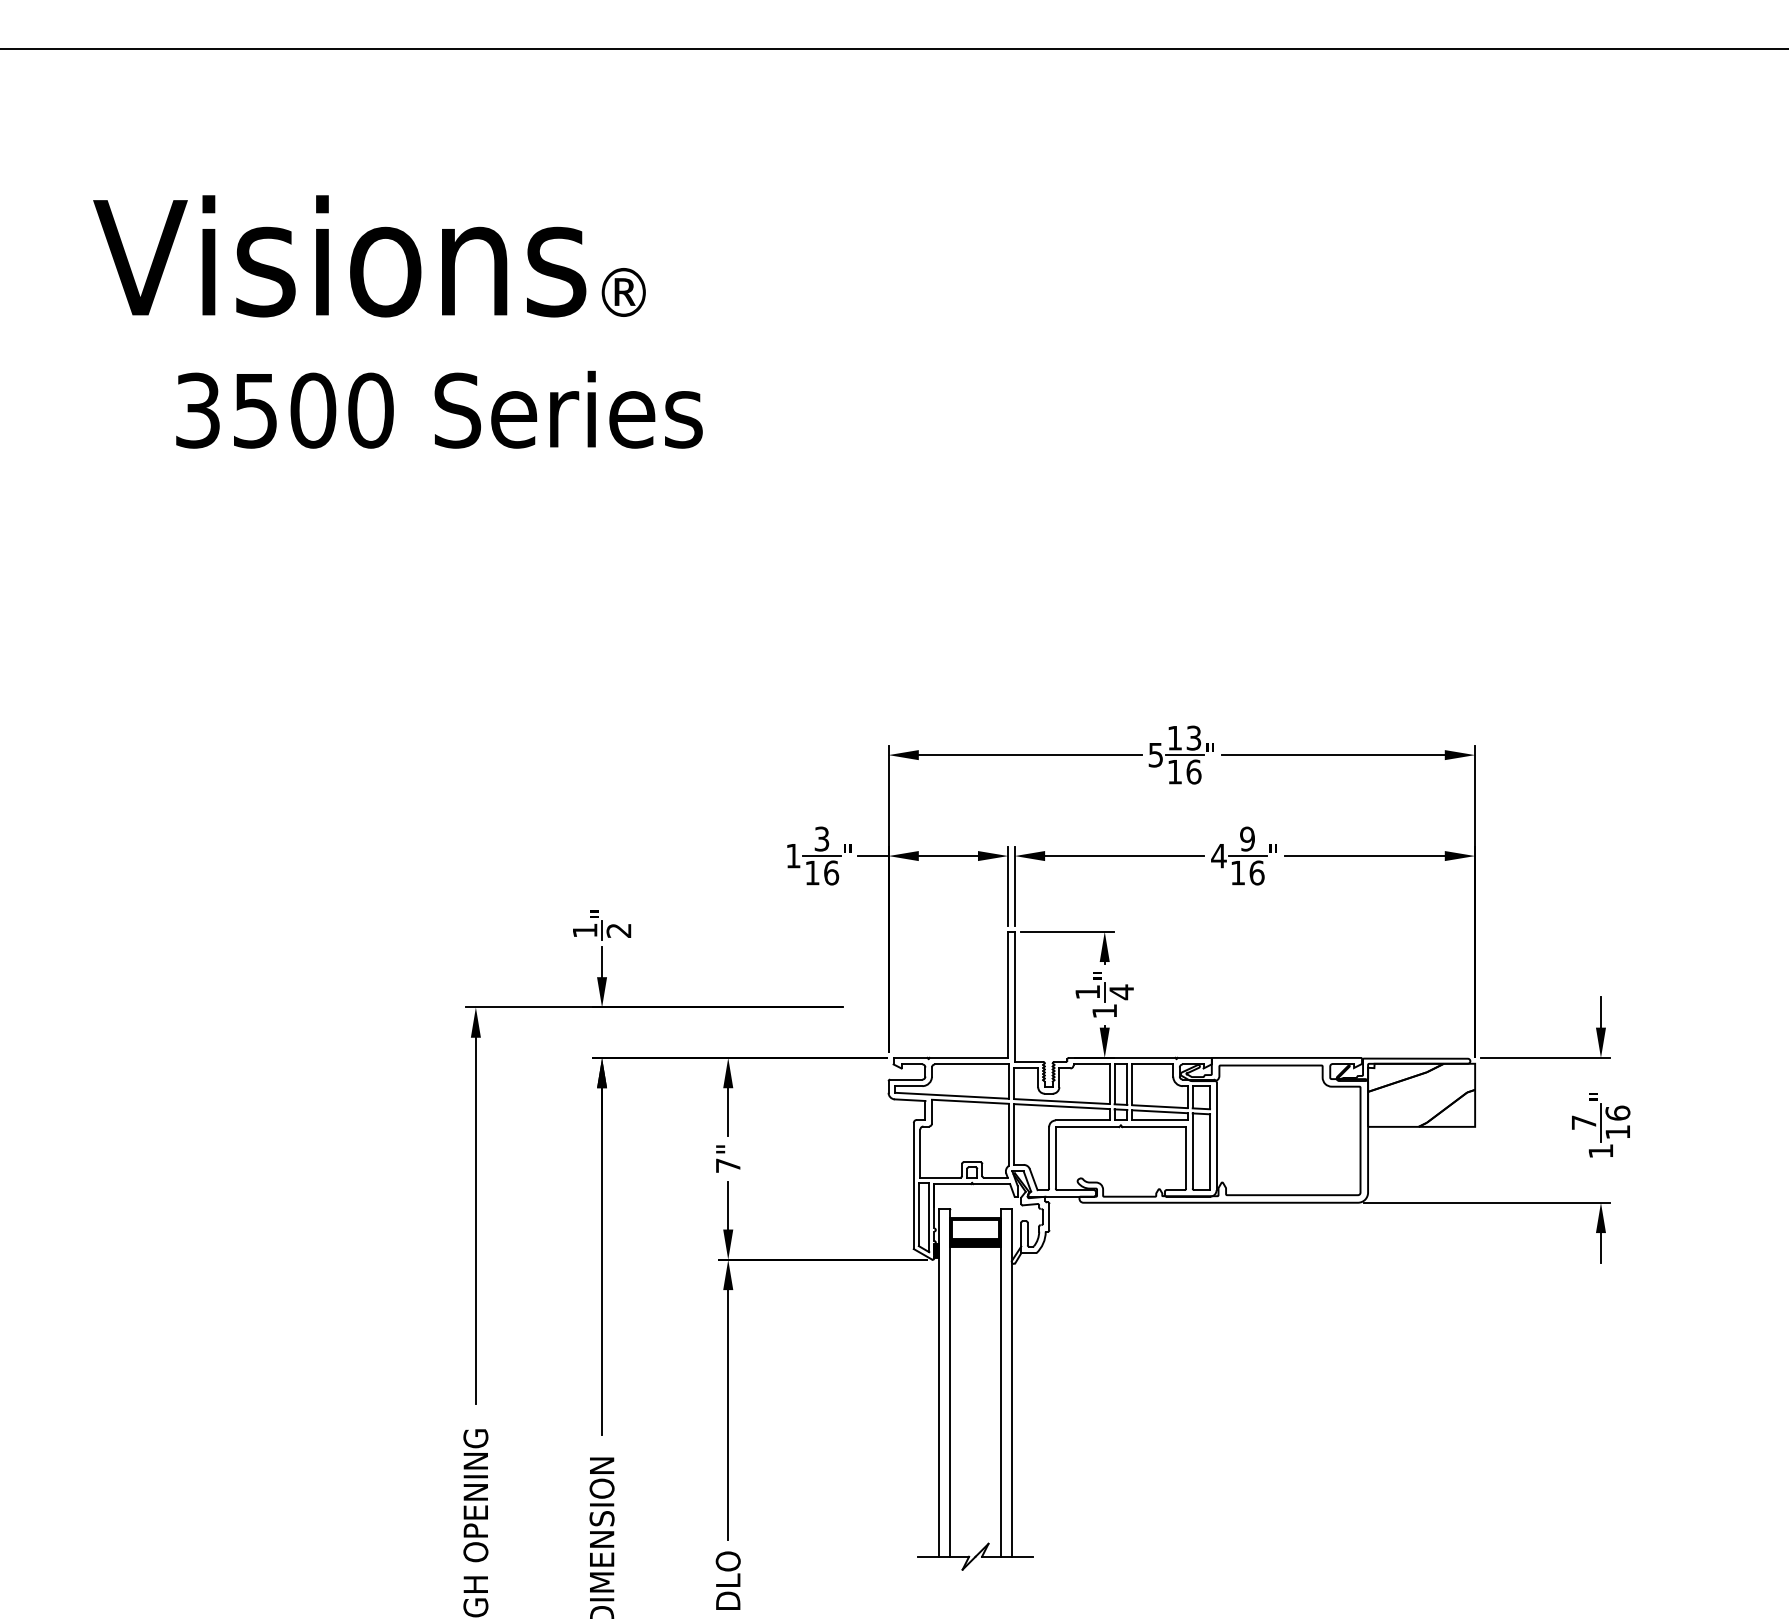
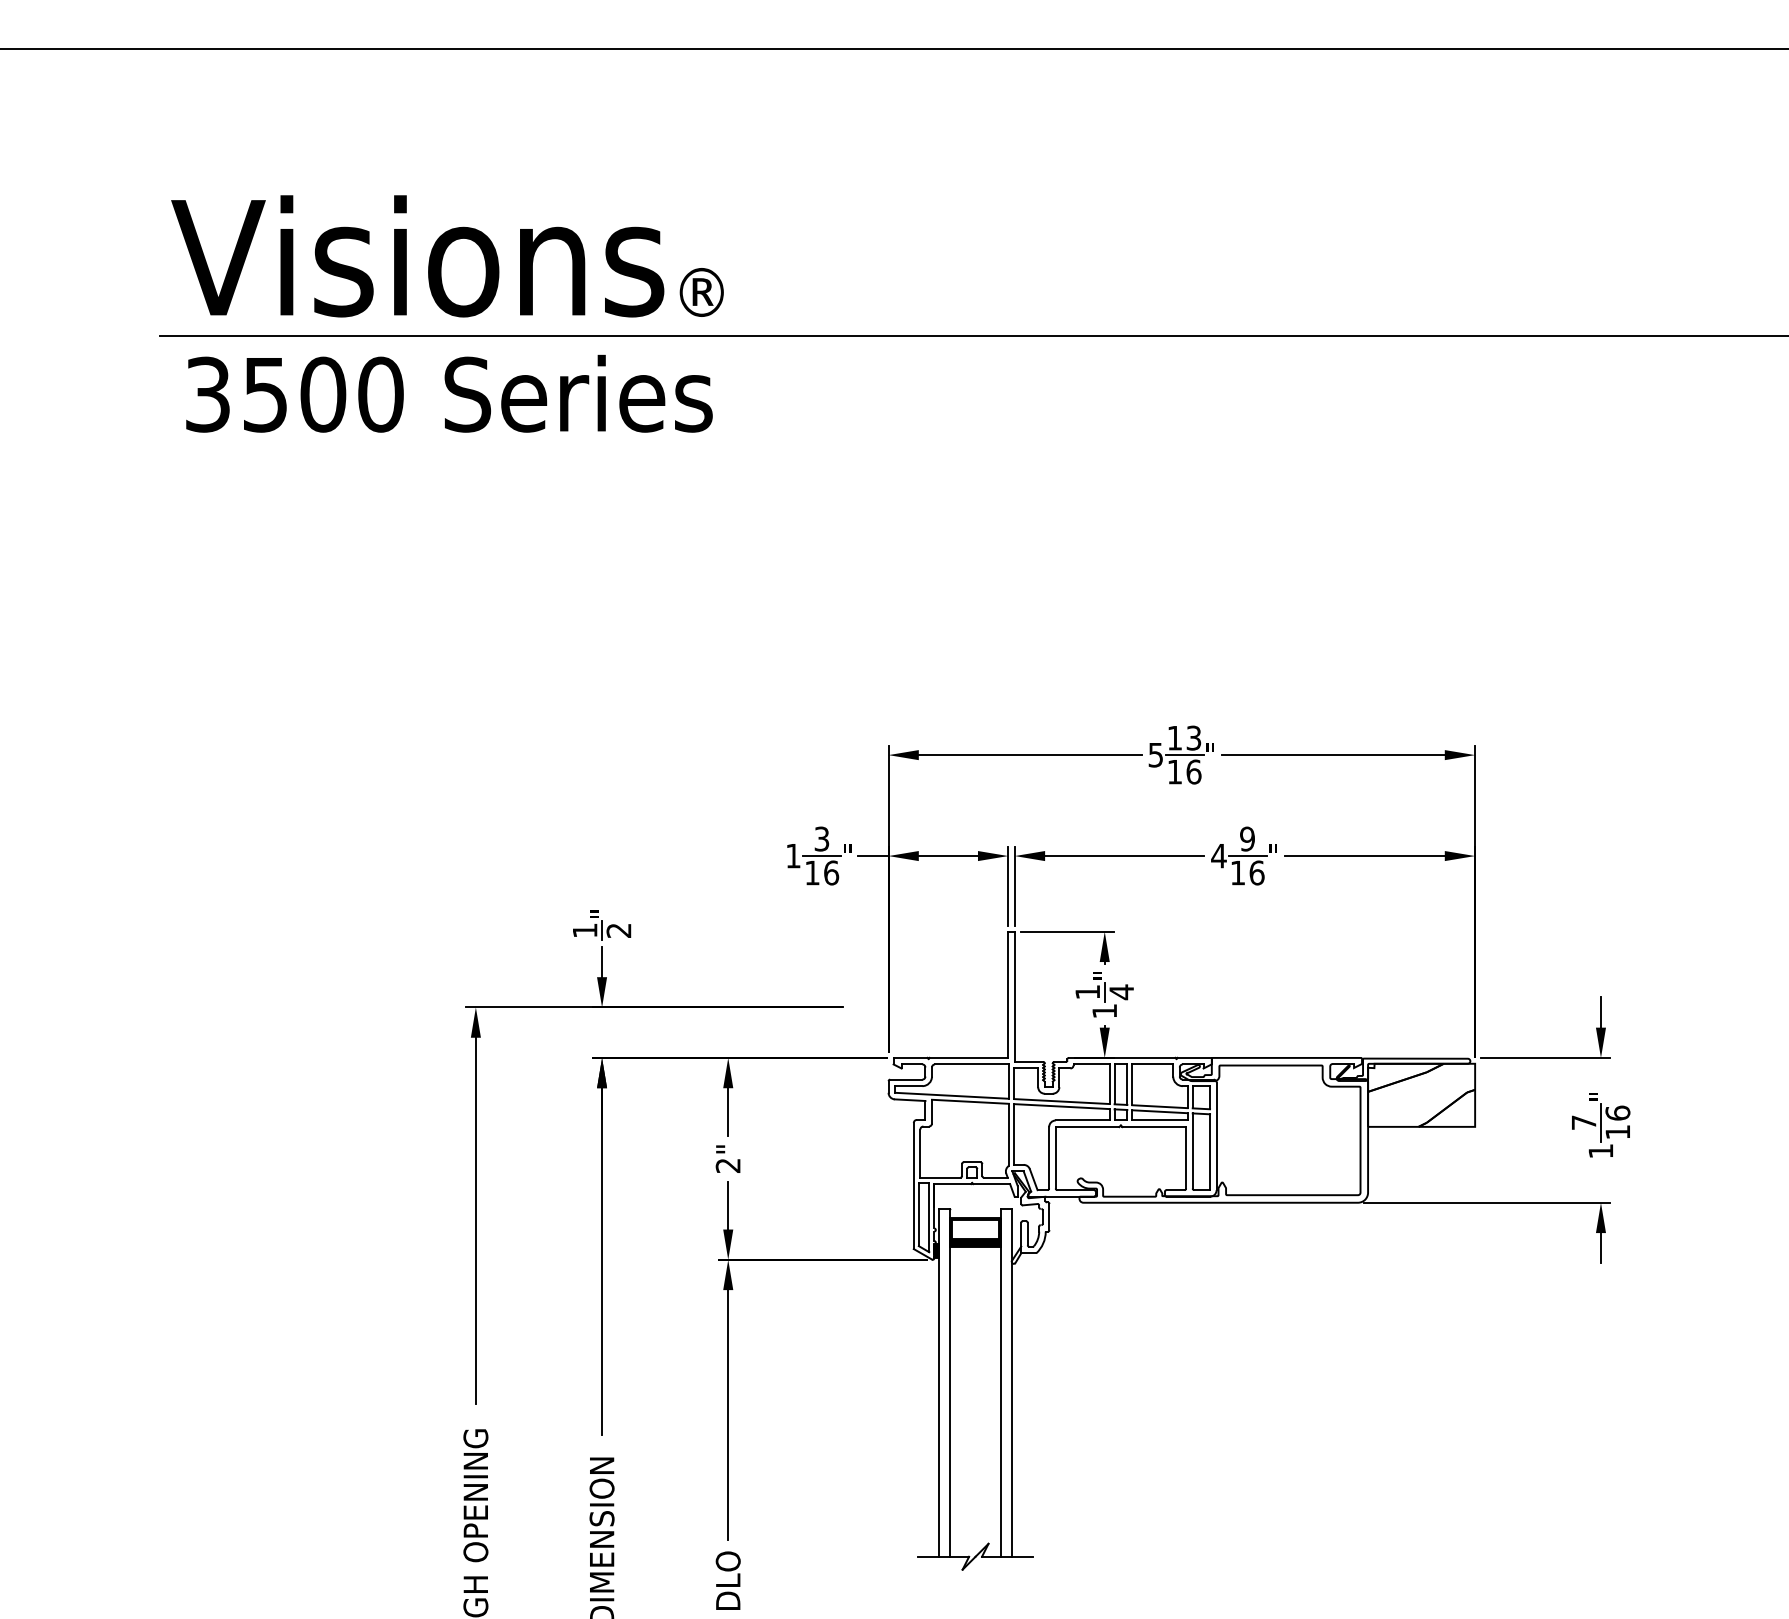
text position: (369, 256) -> (447, 256) (447, 256)
line: none -> present (972, 336)
text position: (439, 409) -> (449, 393) (449, 393)
text: 7" -> 2" (727, 1165)
